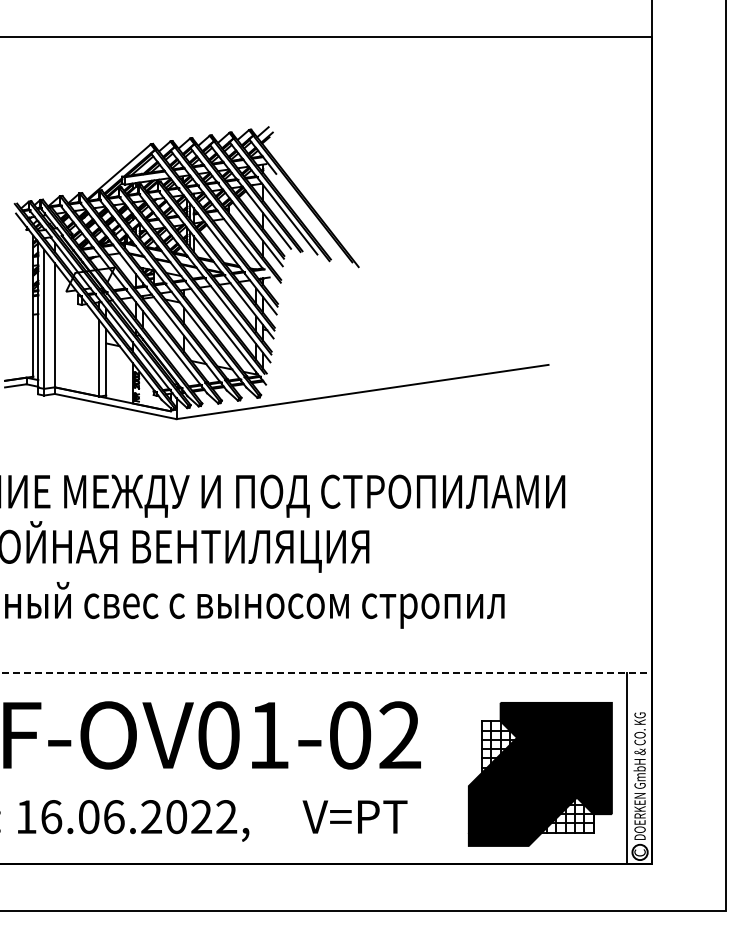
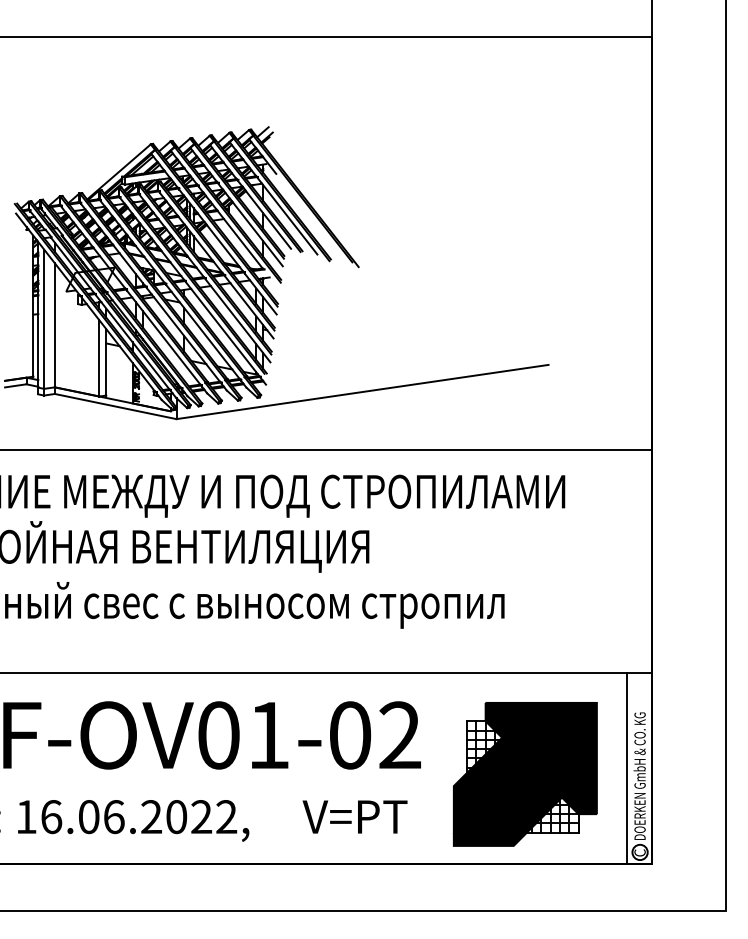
line: none -> present (326, 450)
line: dashed -> solid (326, 672)
part position: (539, 774) -> (524, 774) (524, 774)
